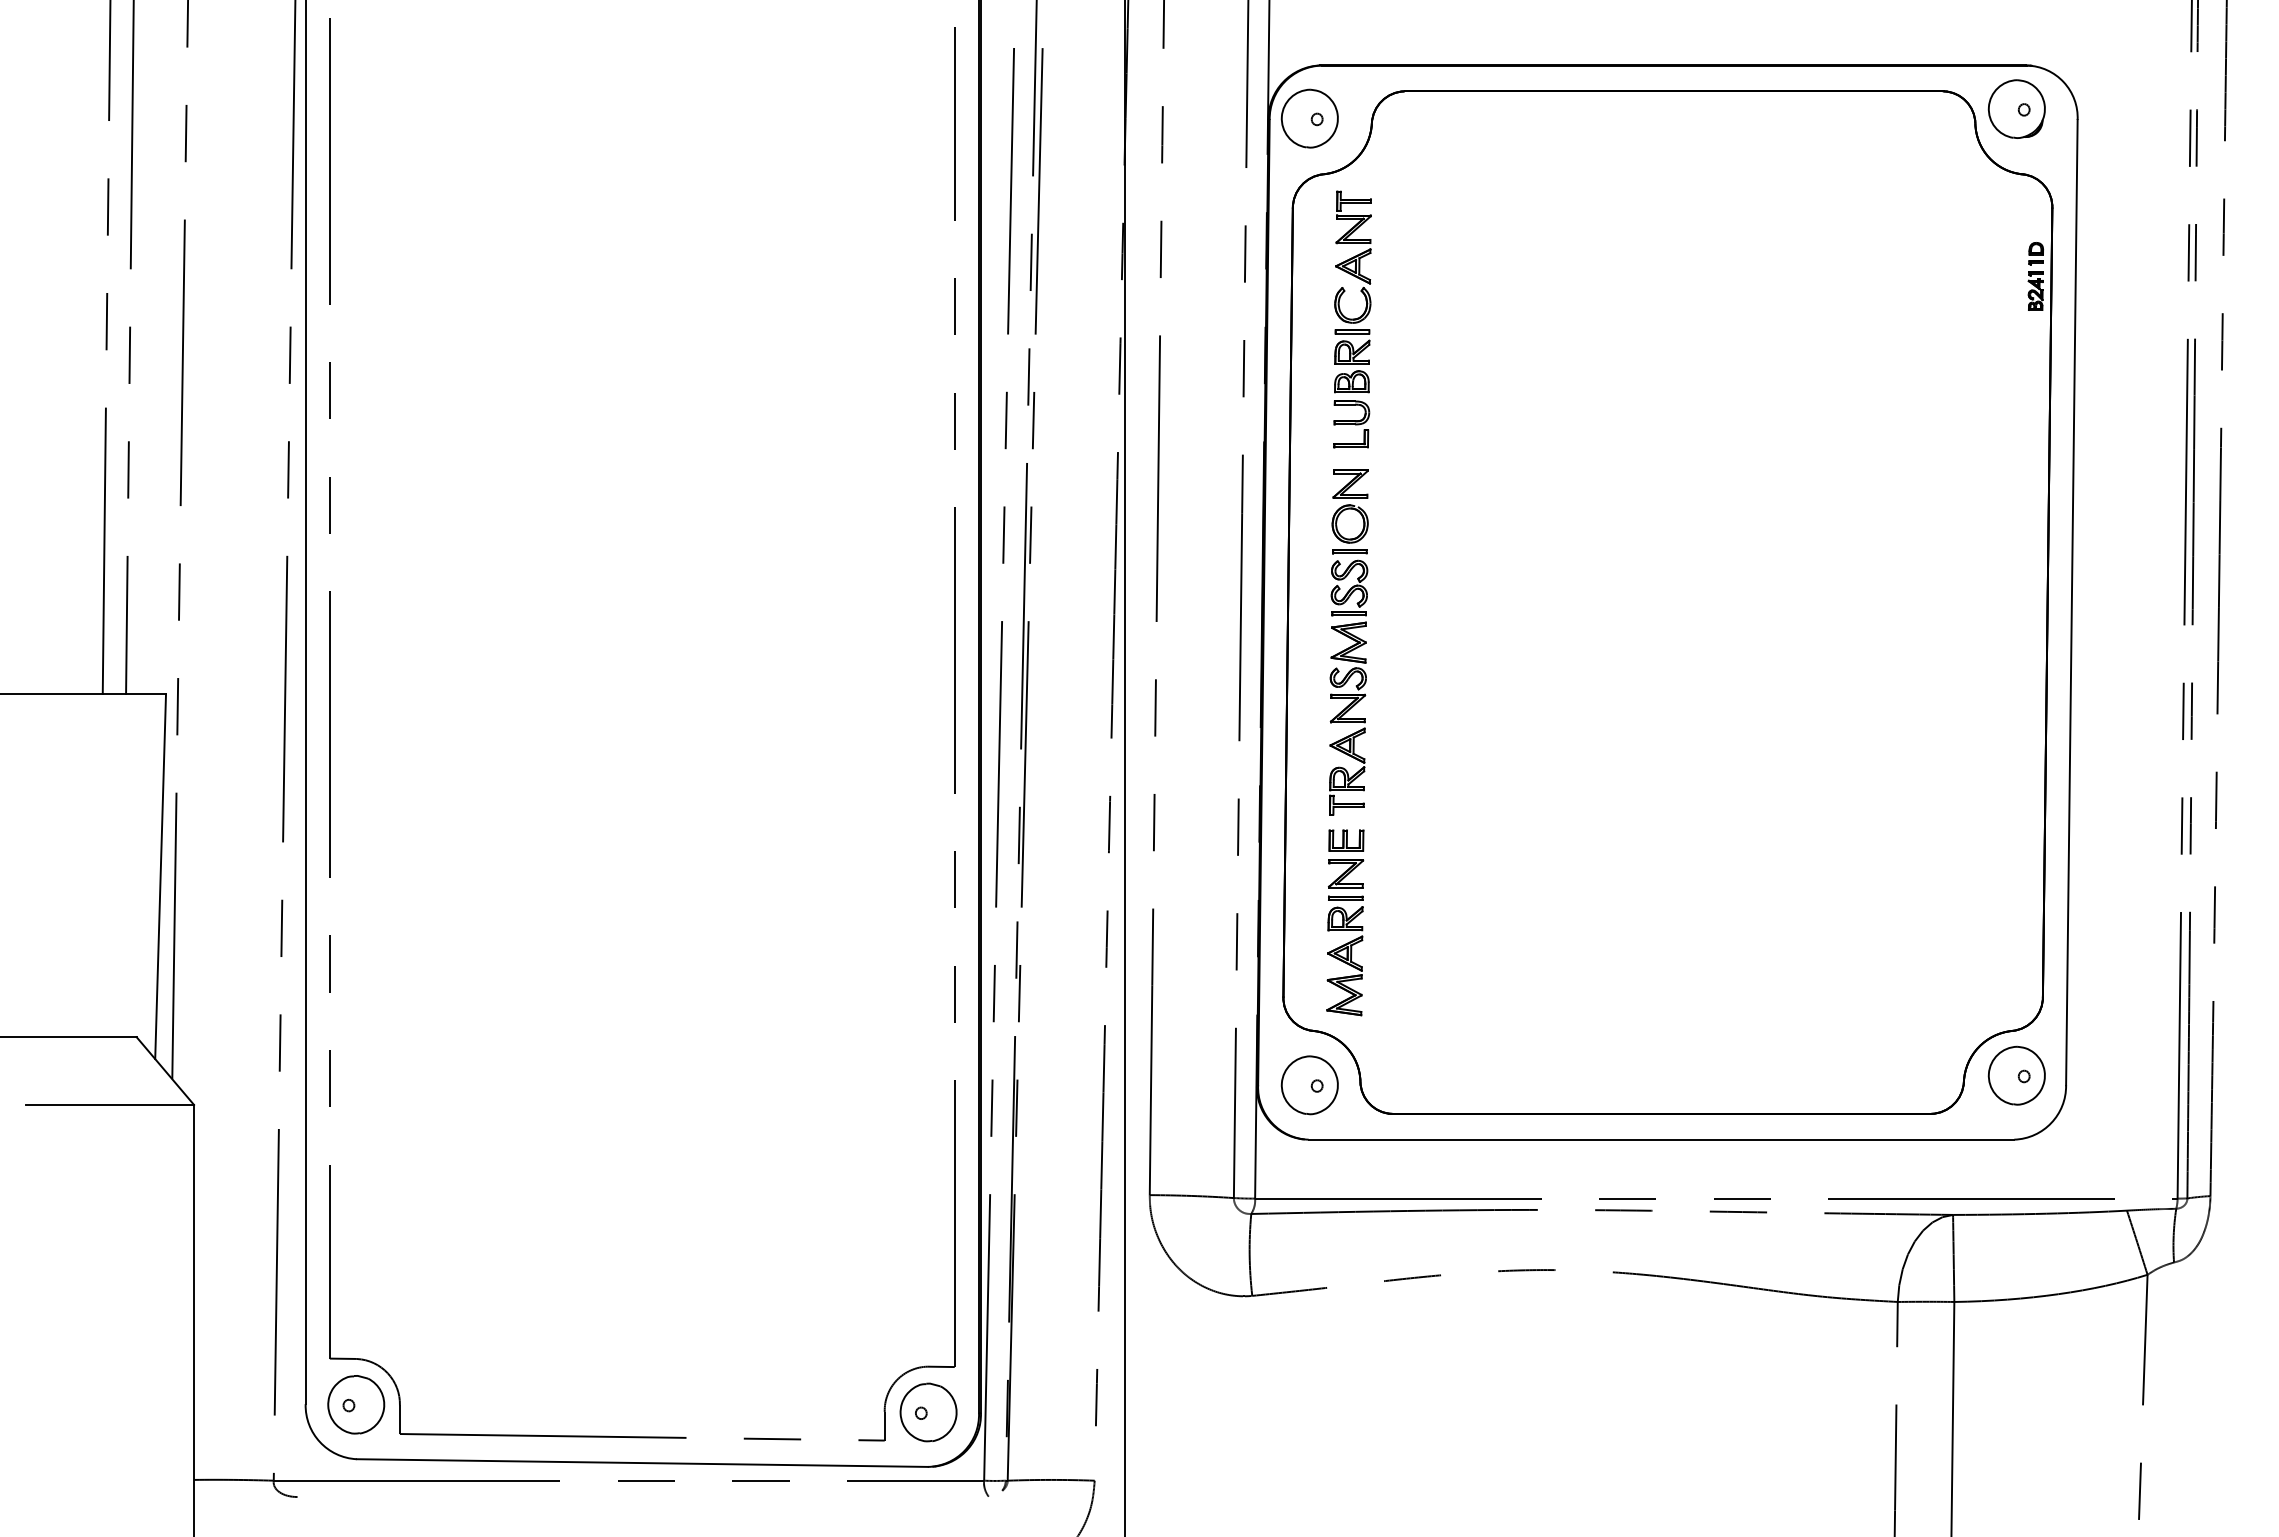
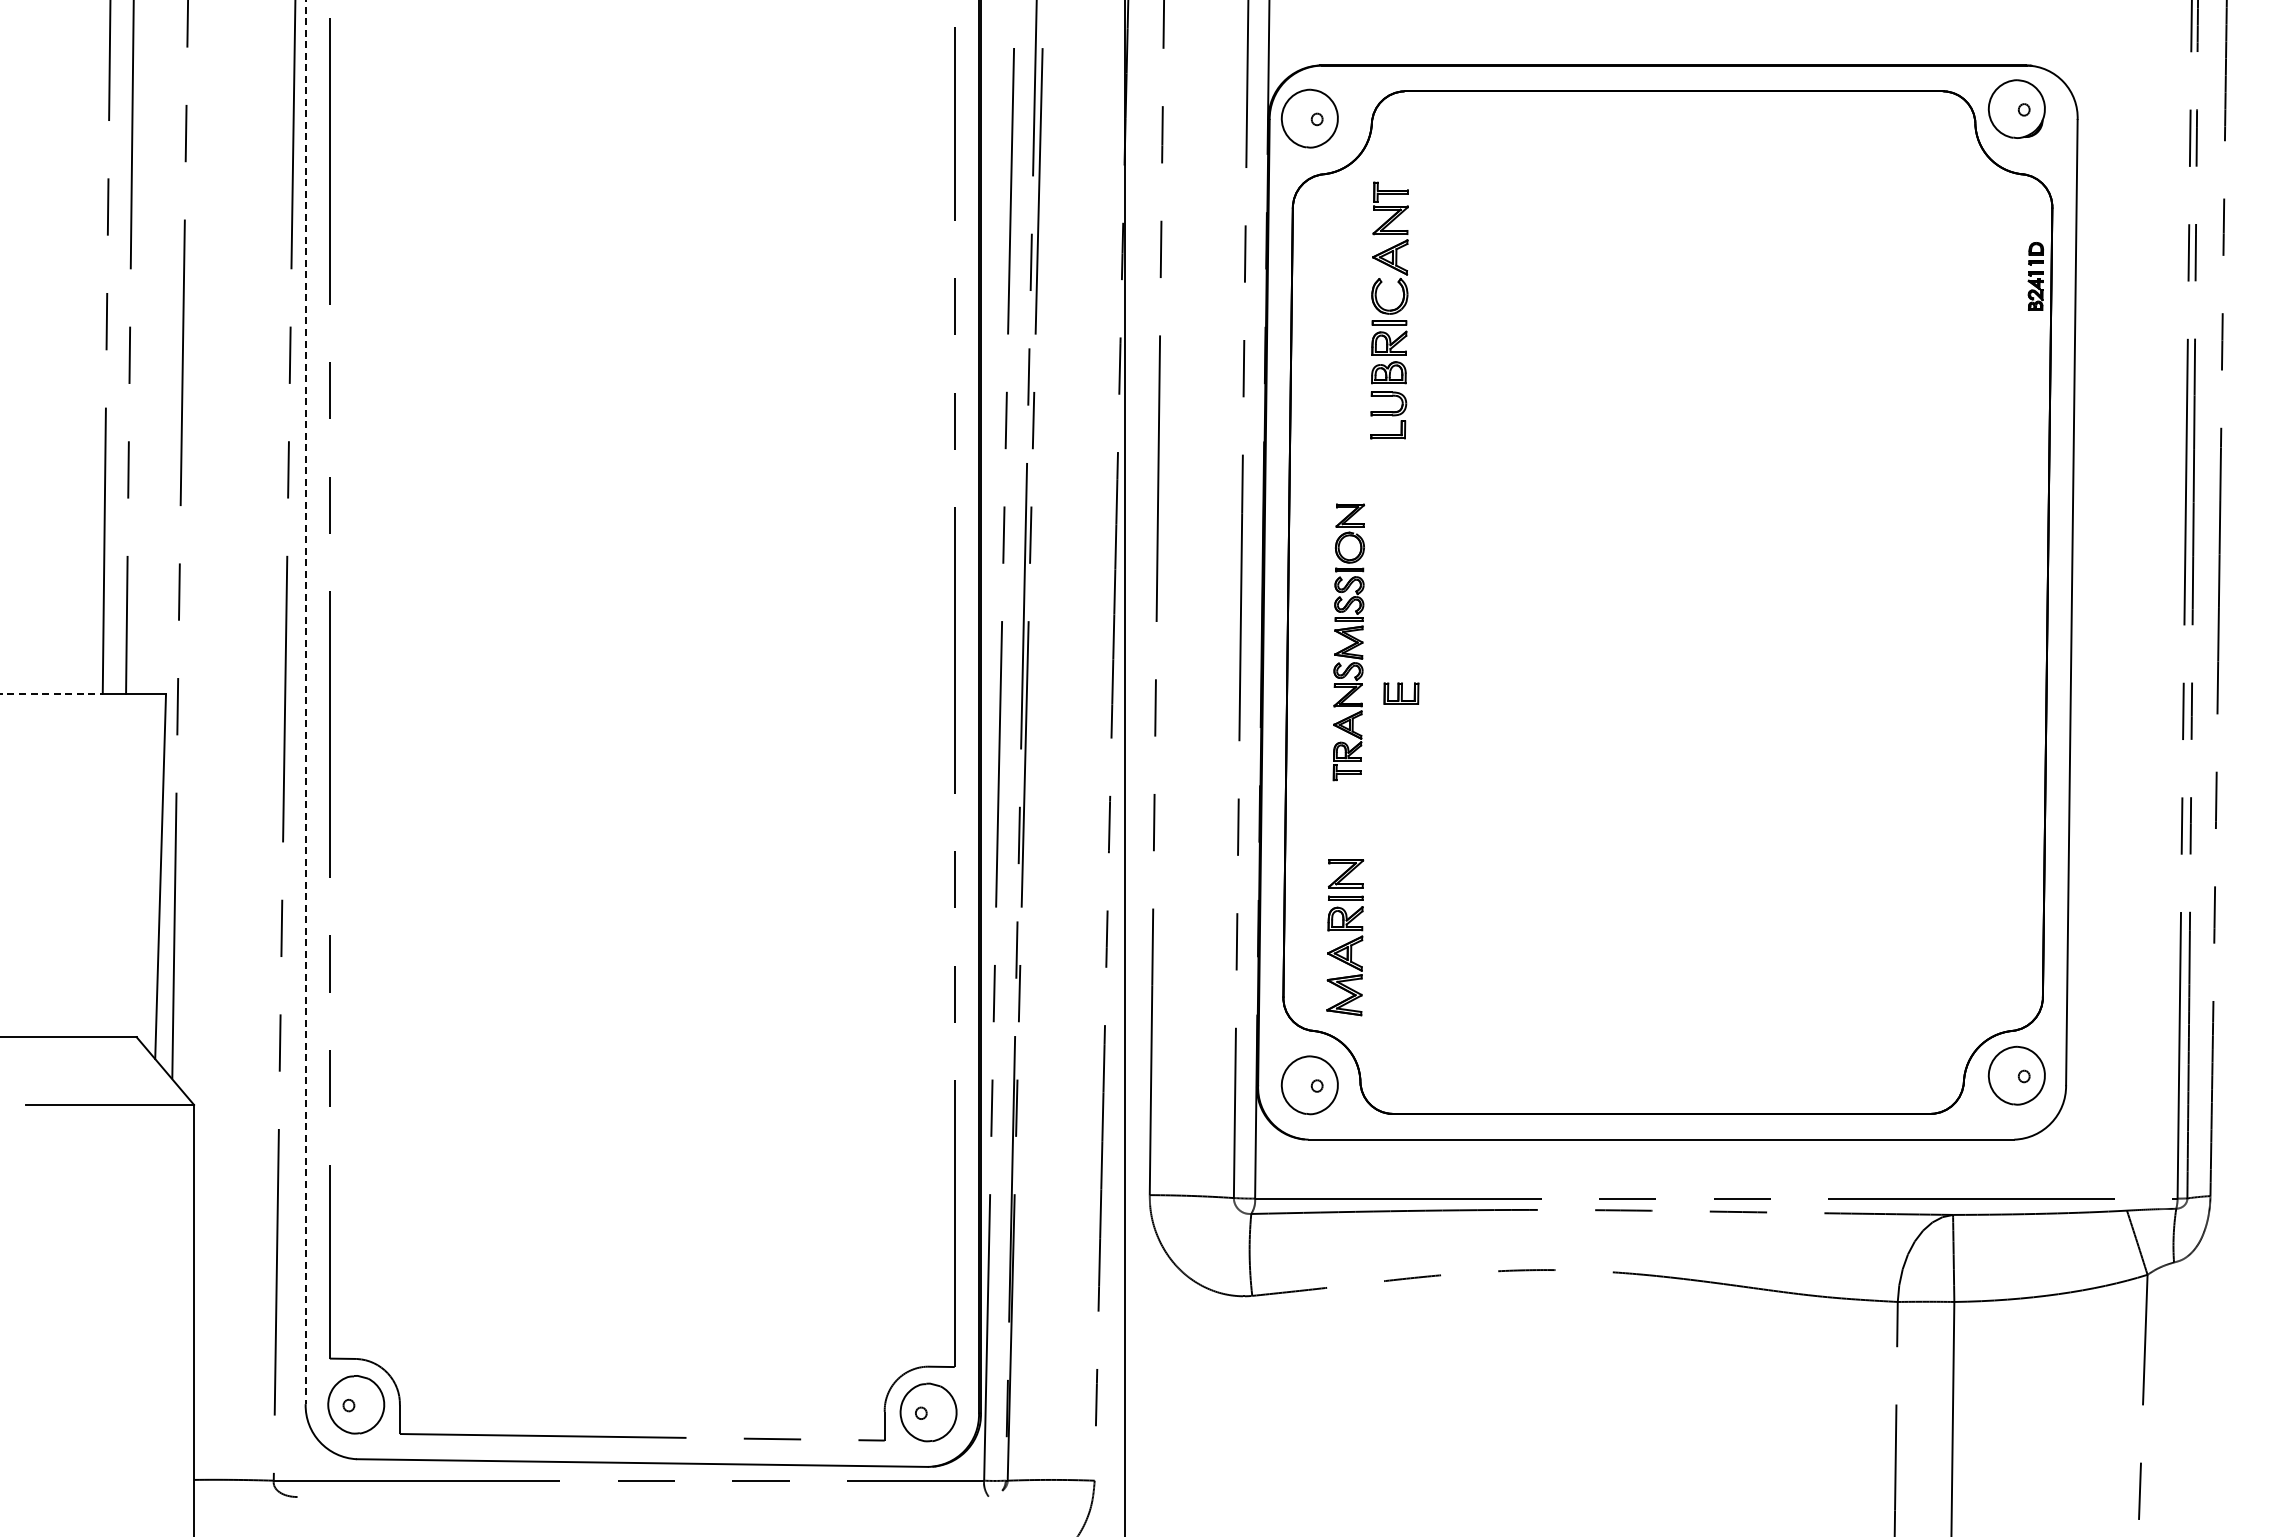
part position: (1352, 319) -> (1389, 310) (1389, 310)
part size: 40x347 px -> 33x279 px (1348, 642)
line: solid -> dashed (51, 694)
line: solid -> dashed (305, 702)
part position: (1346, 840) -> (1401, 693) (1401, 693)
